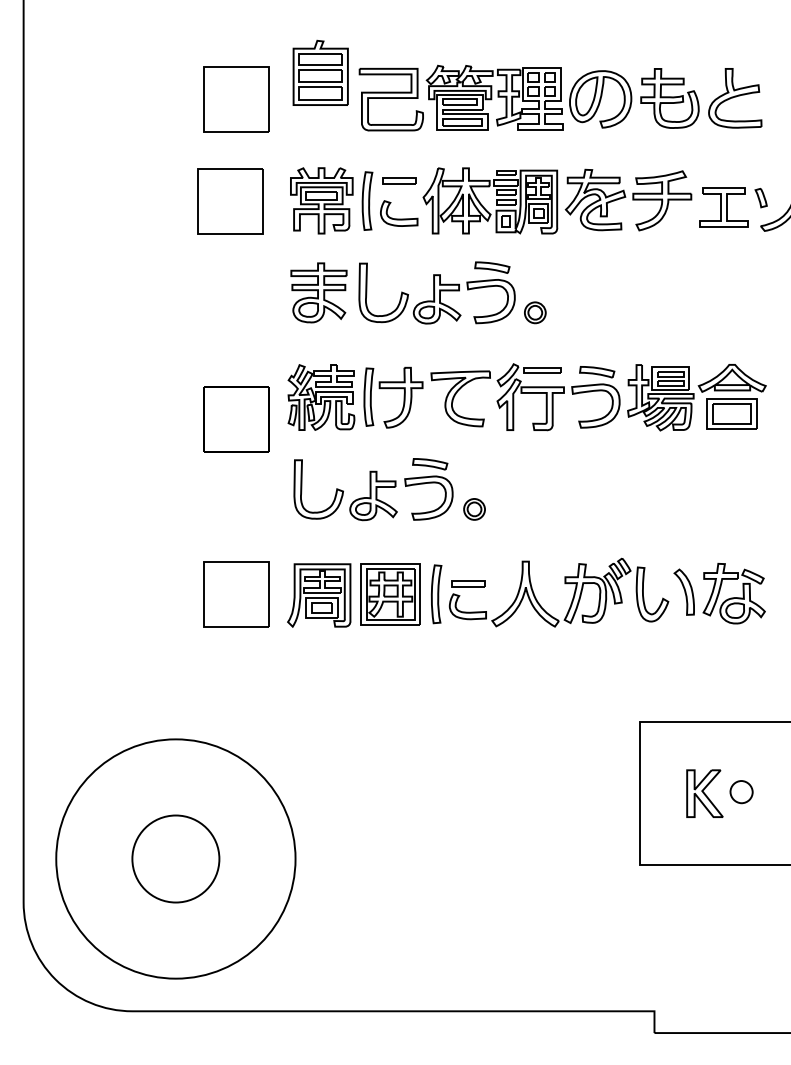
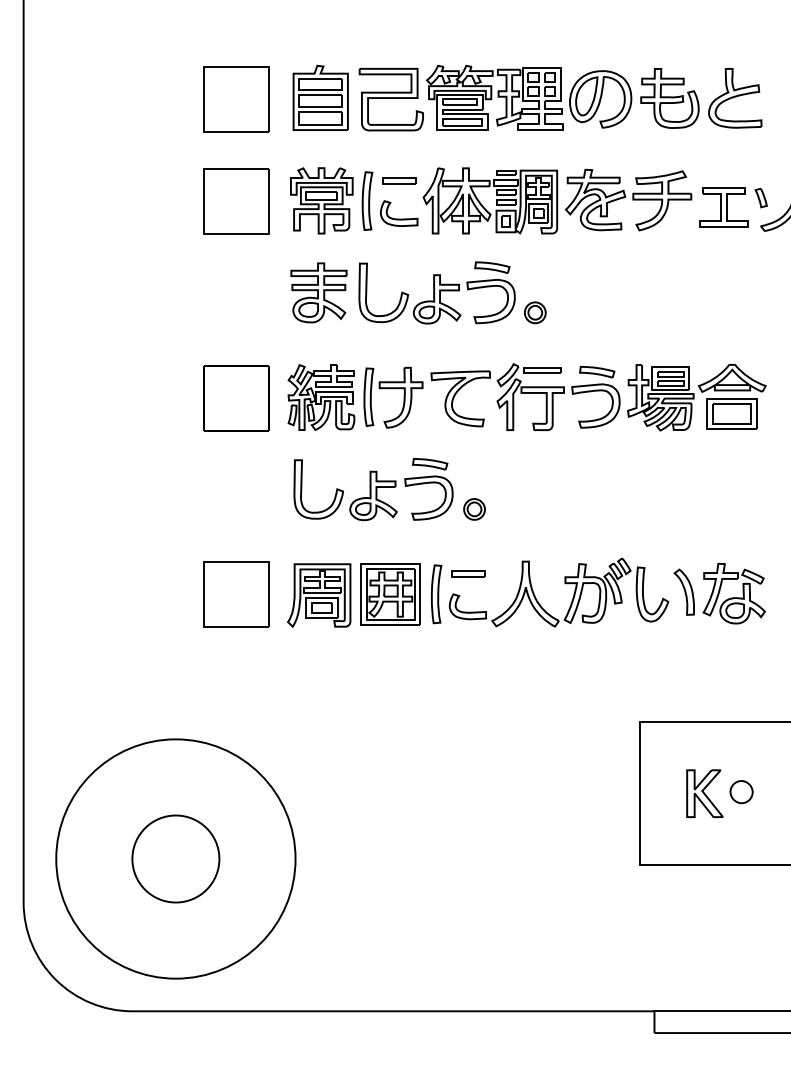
part position: (320, 72) -> (320, 97) (320, 97)
part position: (230, 201) -> (236, 201) (236, 201)
part position: (236, 419) -> (236, 398) (236, 398)
part position: (468, 583) -> (468, 573) (468, 573)
line: none -> present (720, 1011)
